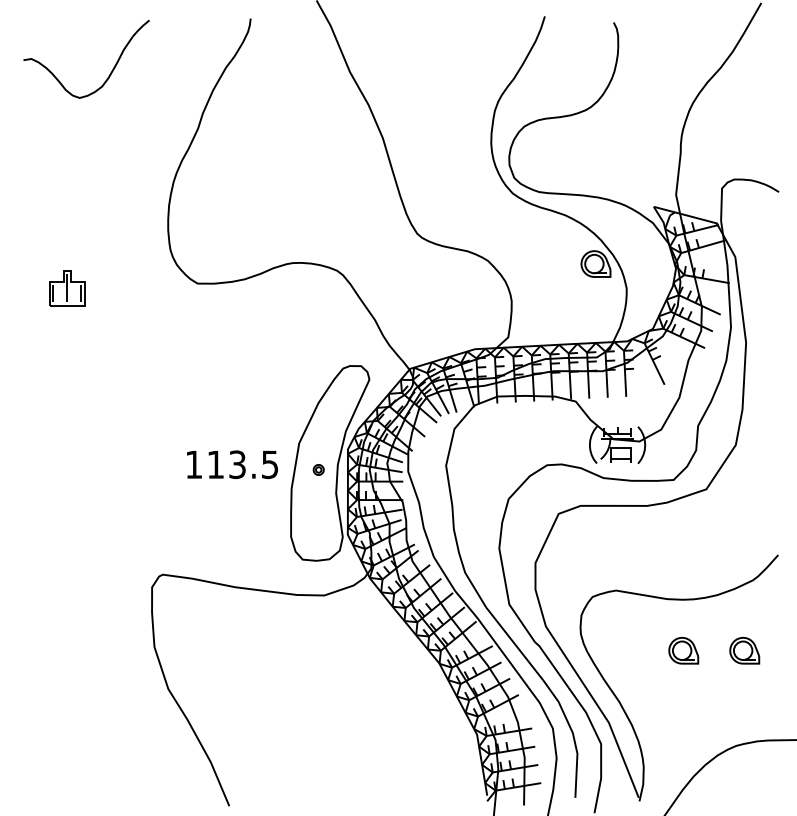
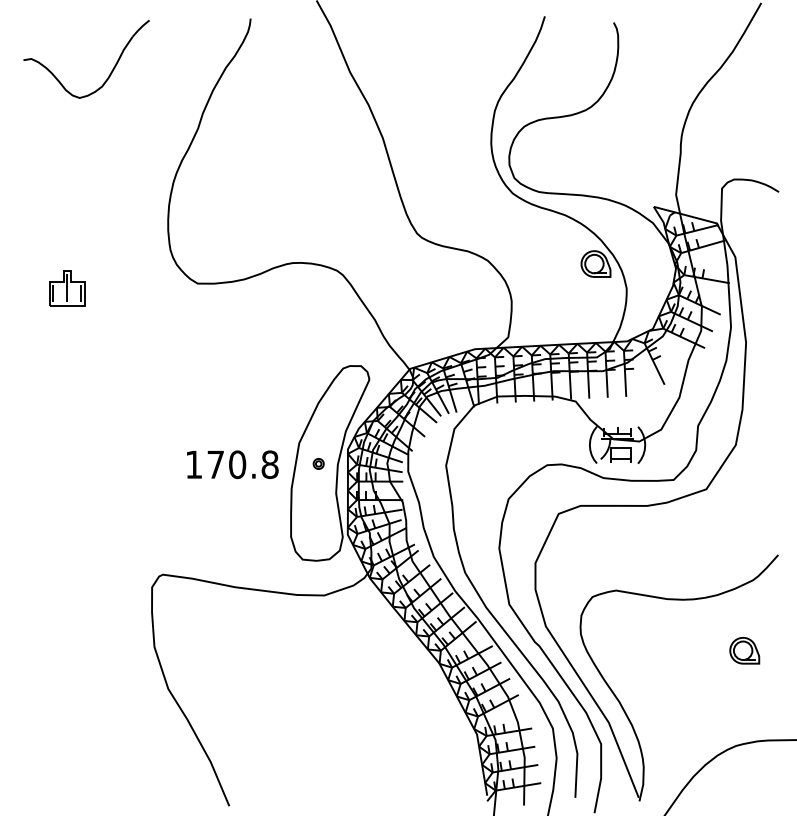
text: 113.5 -> 170.8 (242, 464)
part position: (318, 469) -> (318, 463) (318, 463)
part: present -> none (683, 650)
